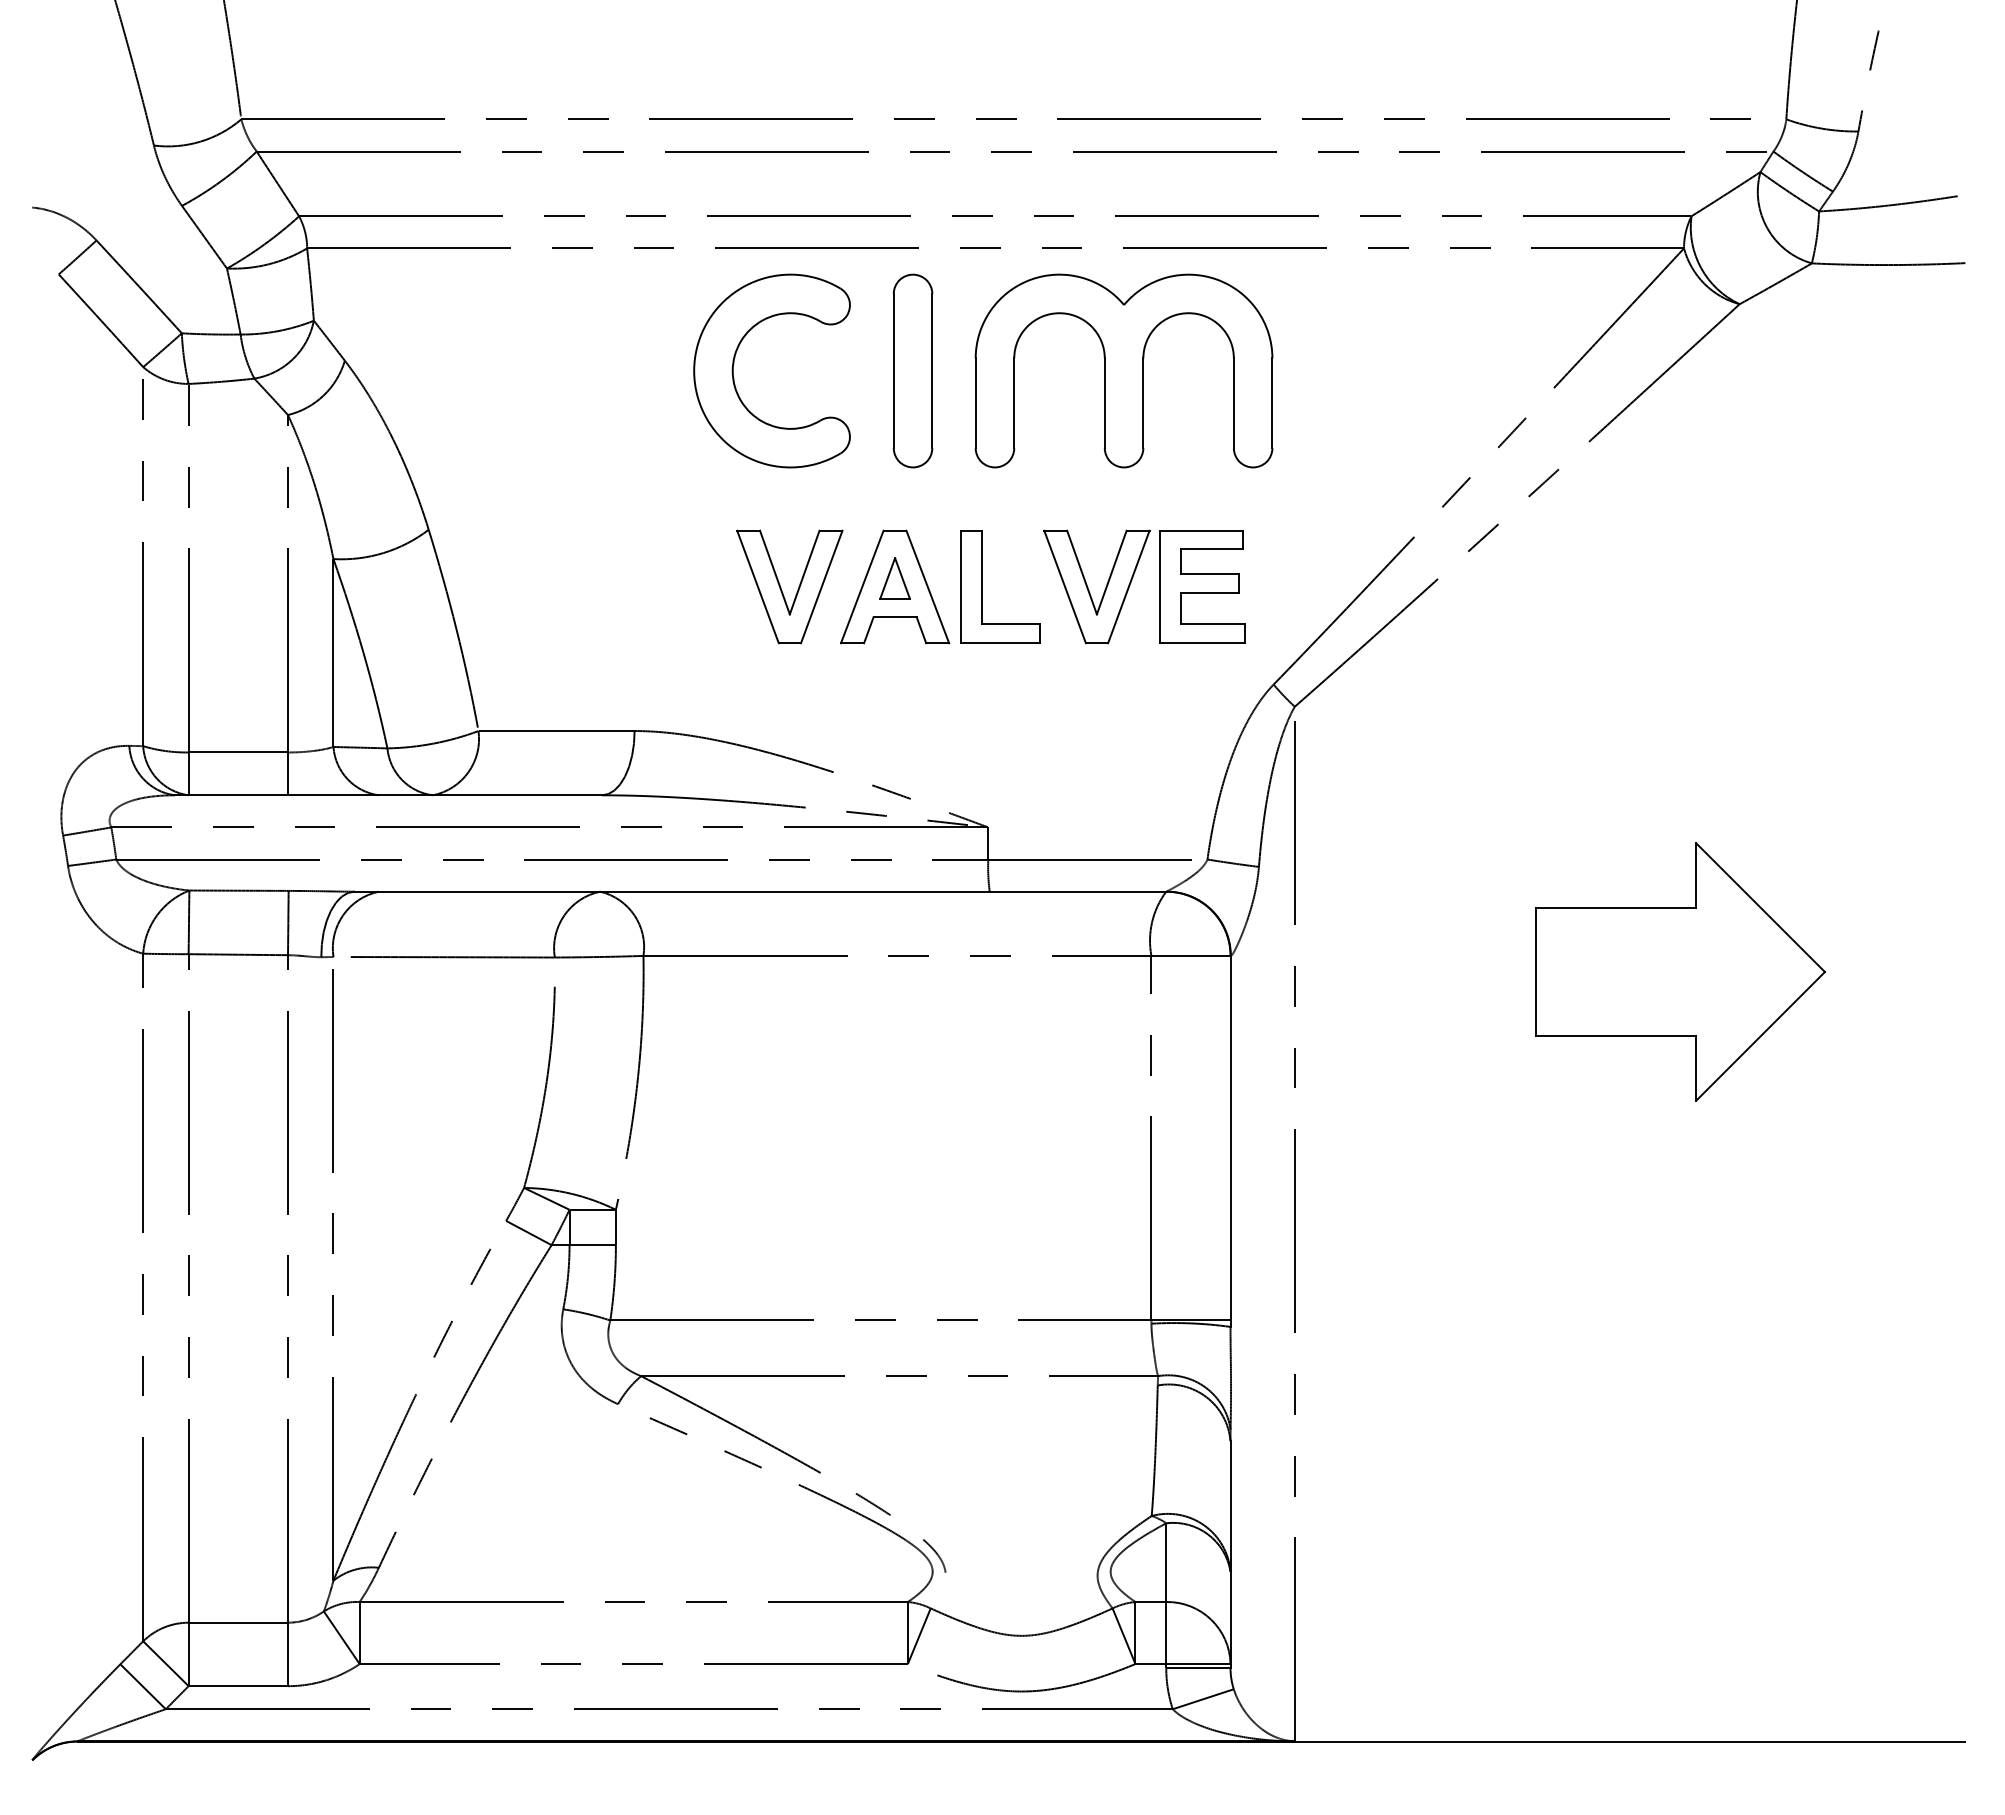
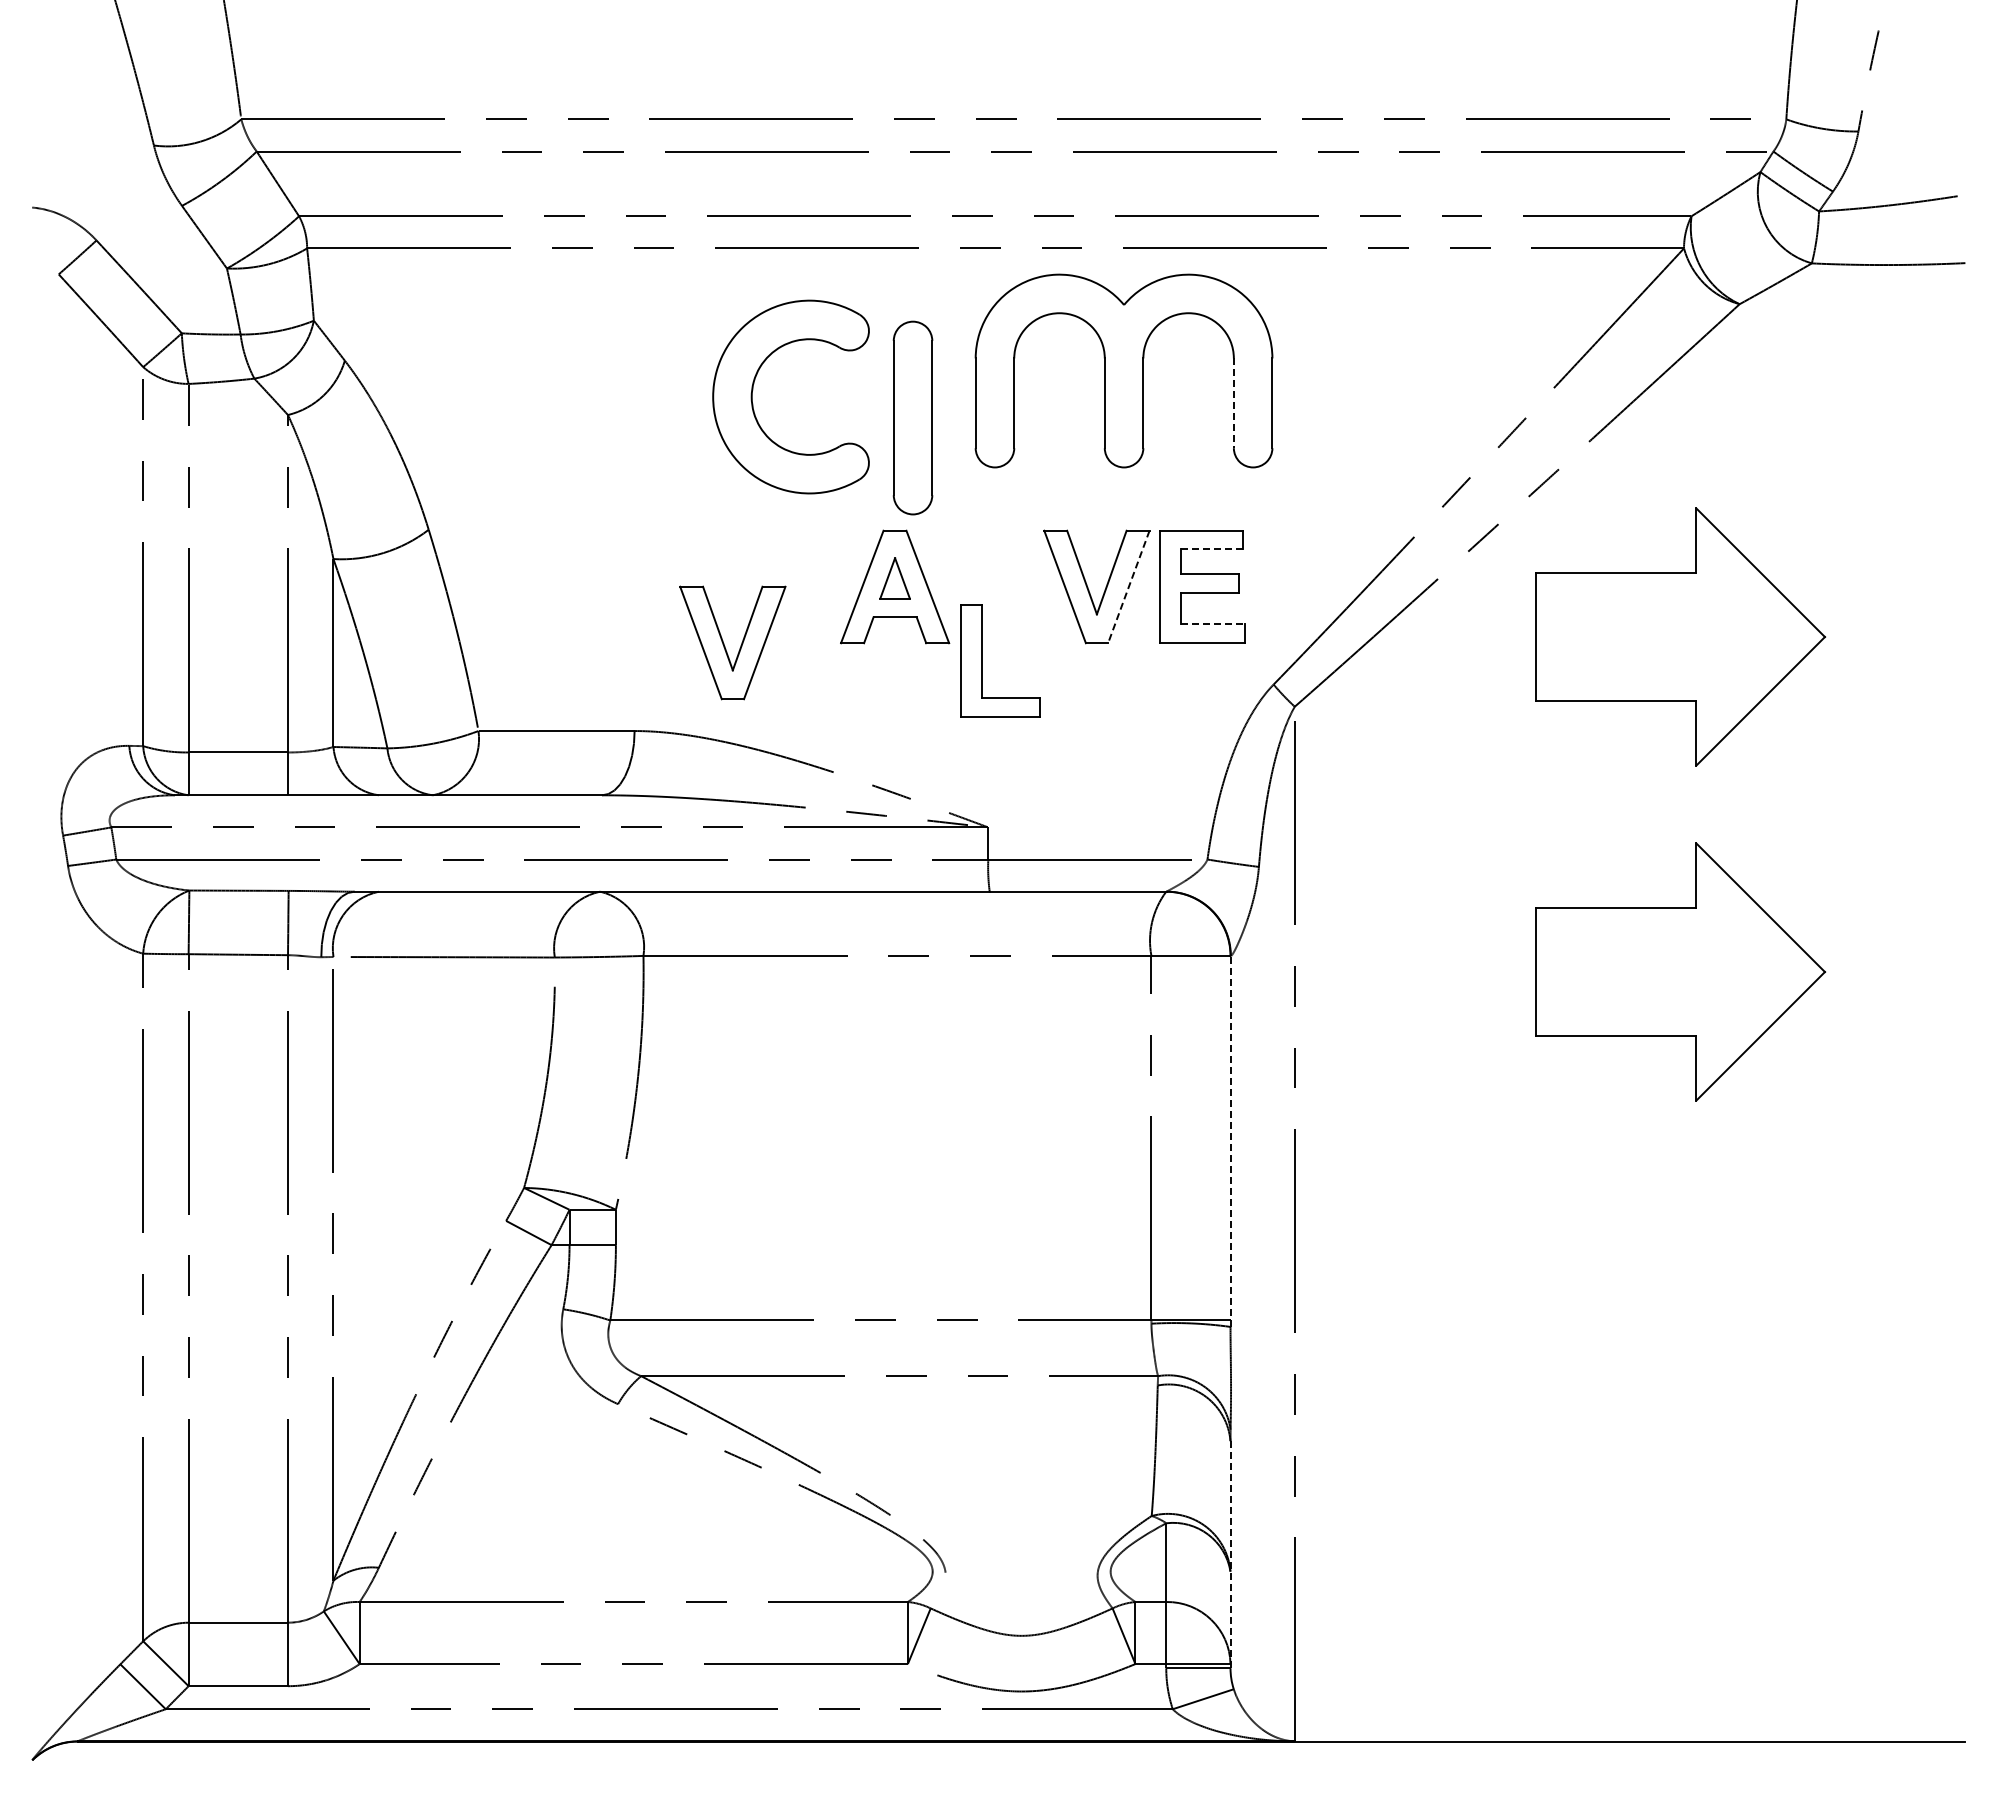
part position: (734, 364) -> (753, 390) (753, 390)
part position: (912, 370) -> (912, 417) (912, 417)
line: solid -> dashed (1233, 403)
line: solid -> dashed (1211, 549)
part position: (982, 586) -> (982, 660) (982, 660)
part position: (781, 587) -> (724, 643) (724, 643)
line: solid -> dashed (1128, 587)
line: solid -> dashed (1213, 624)
part: none -> present (1680, 636)
line: solid -> dashed (1230, 1140)
line: solid -> dashed (1230, 1554)
